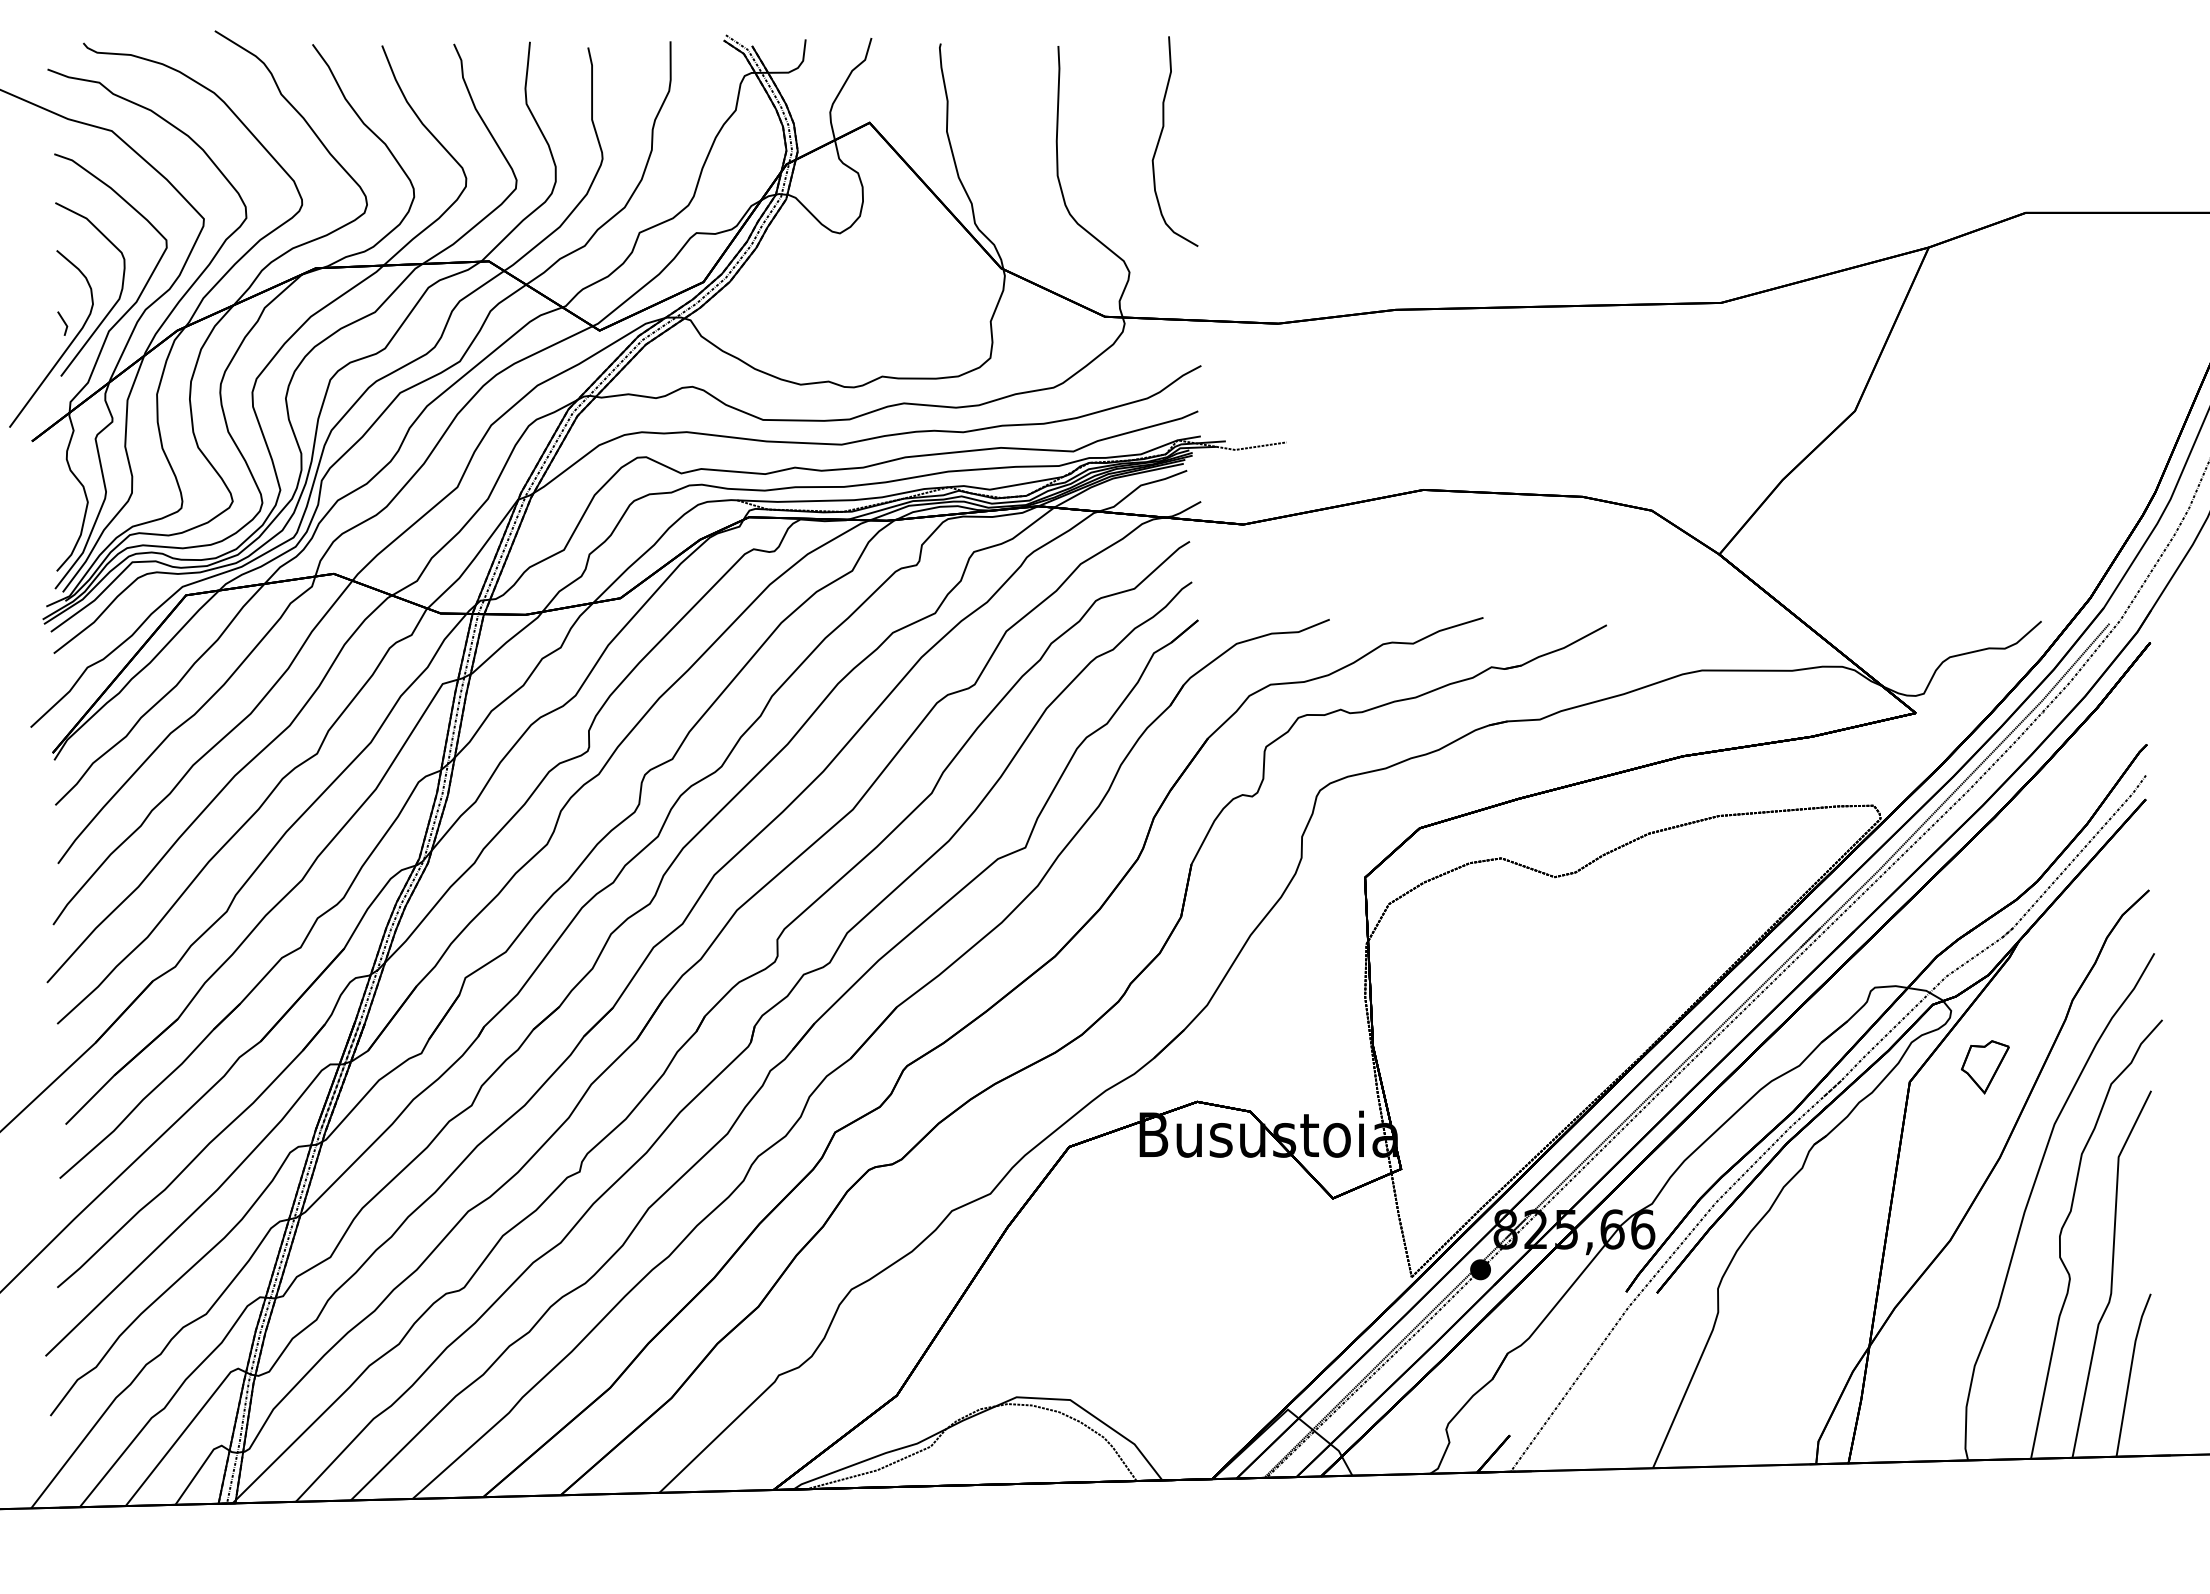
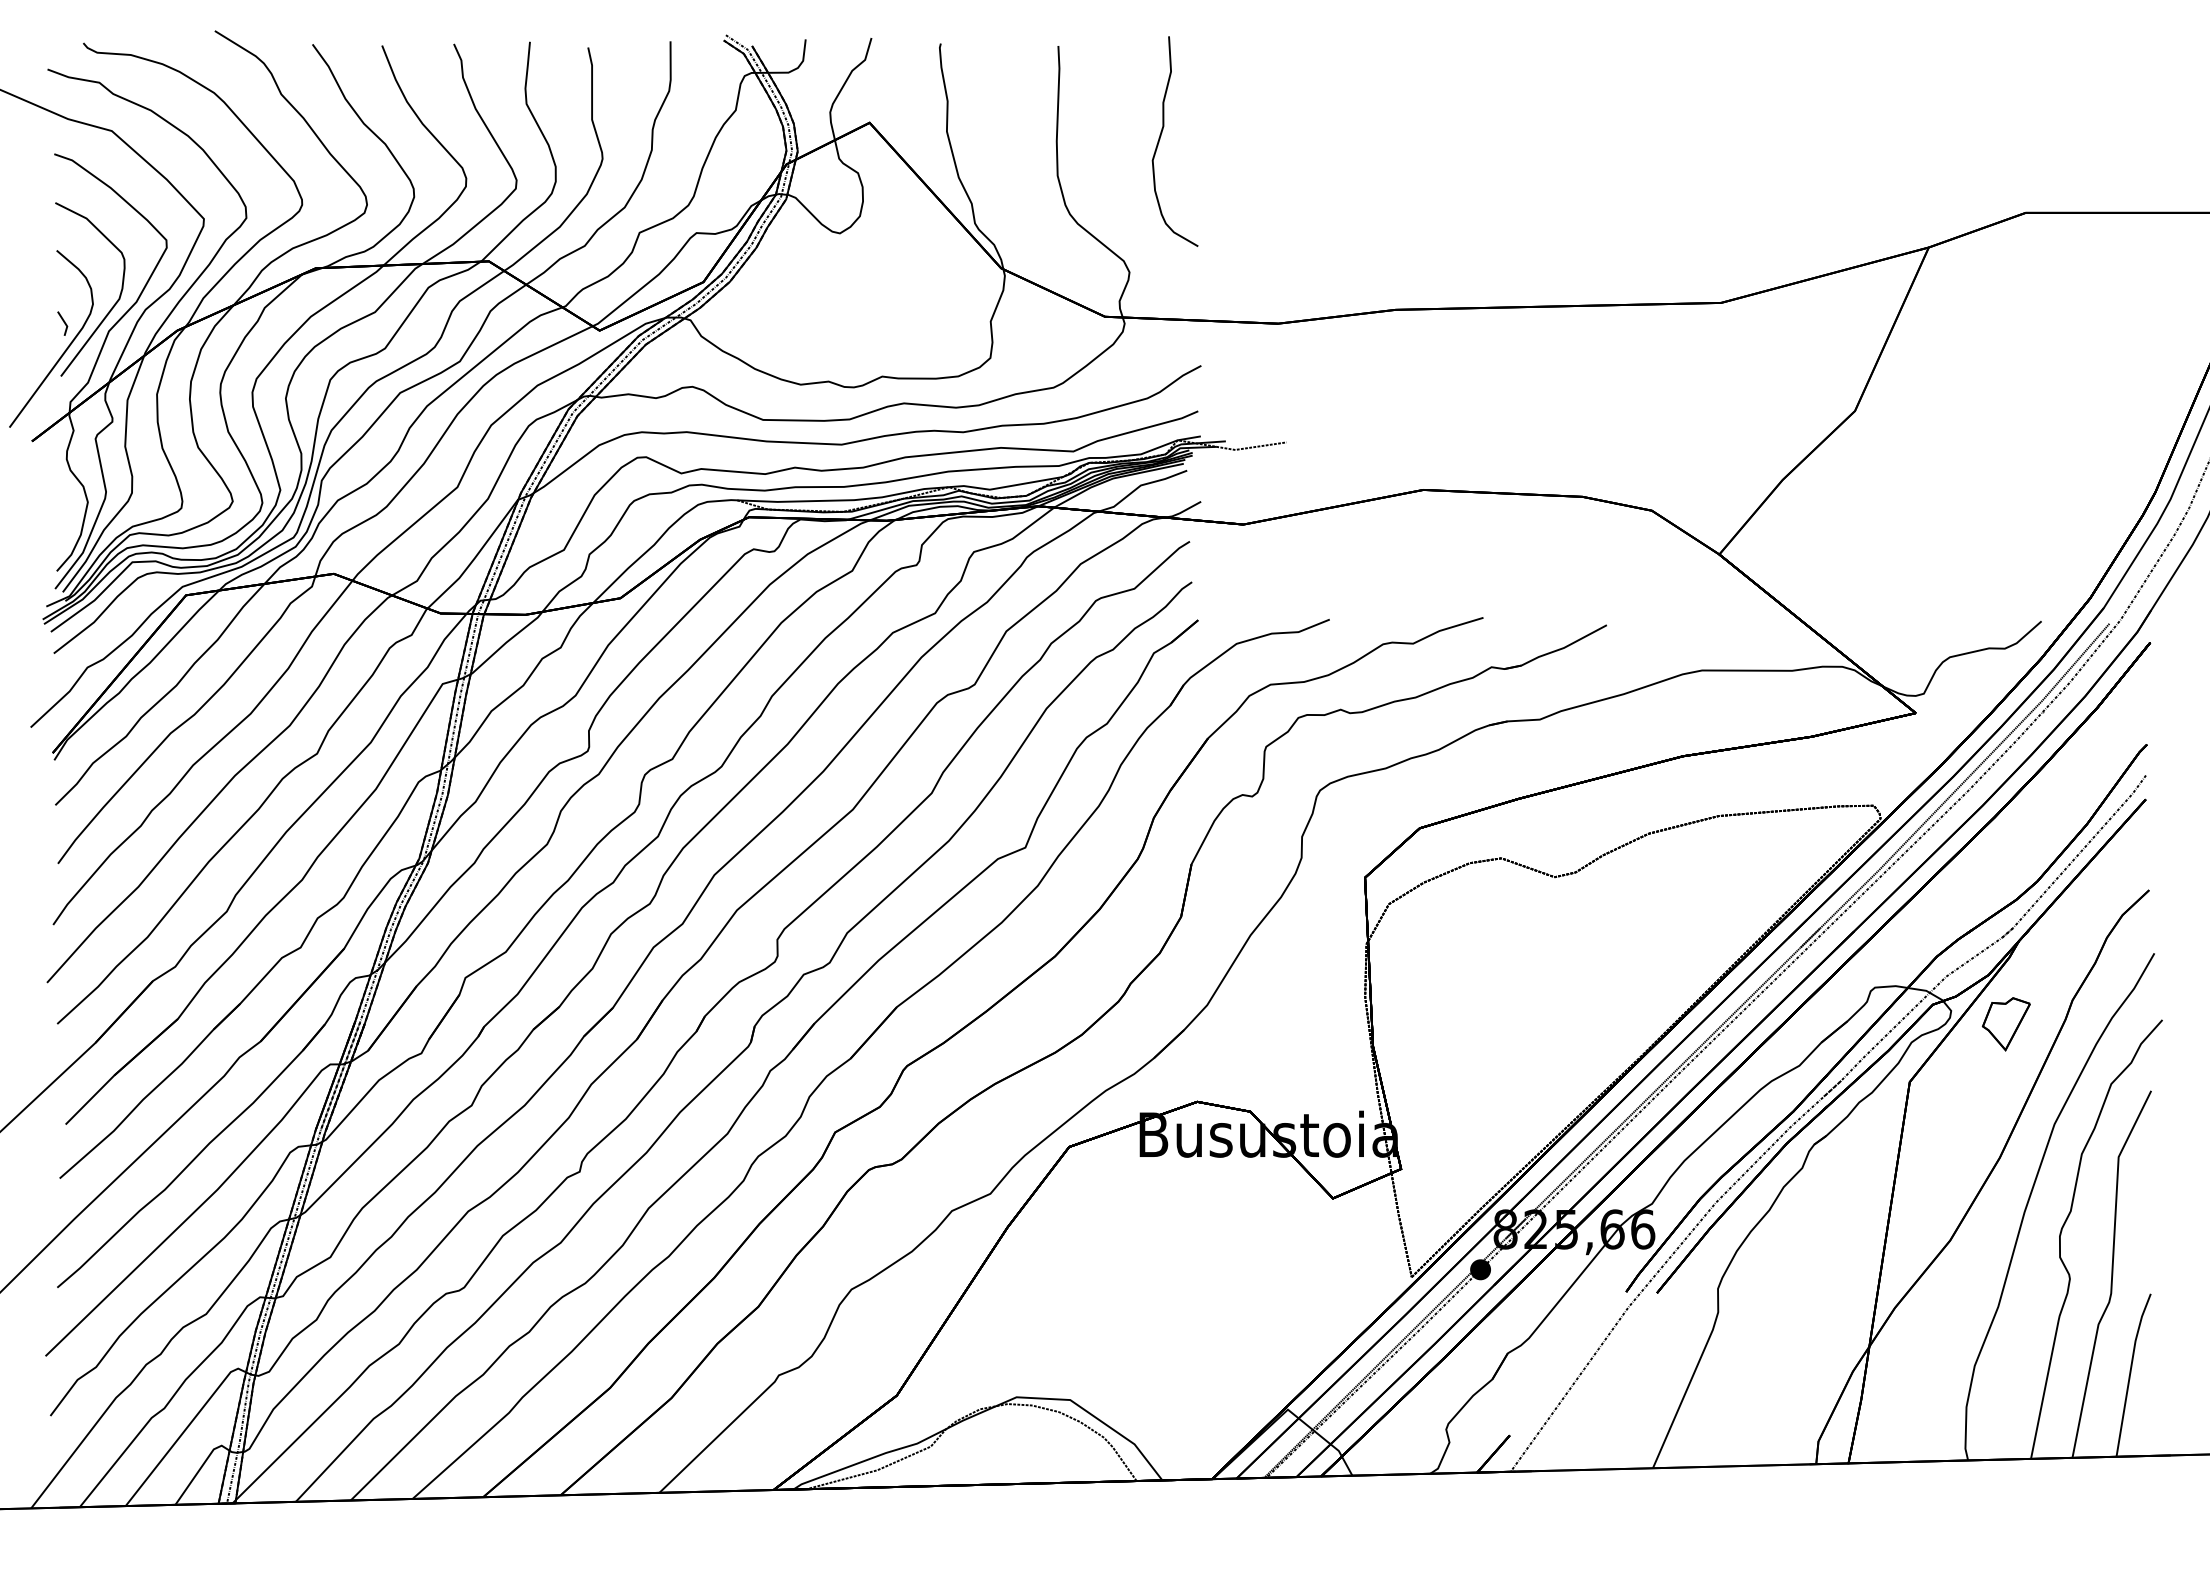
part position: (1984, 1067) -> (2005, 1024) (2005, 1024)
